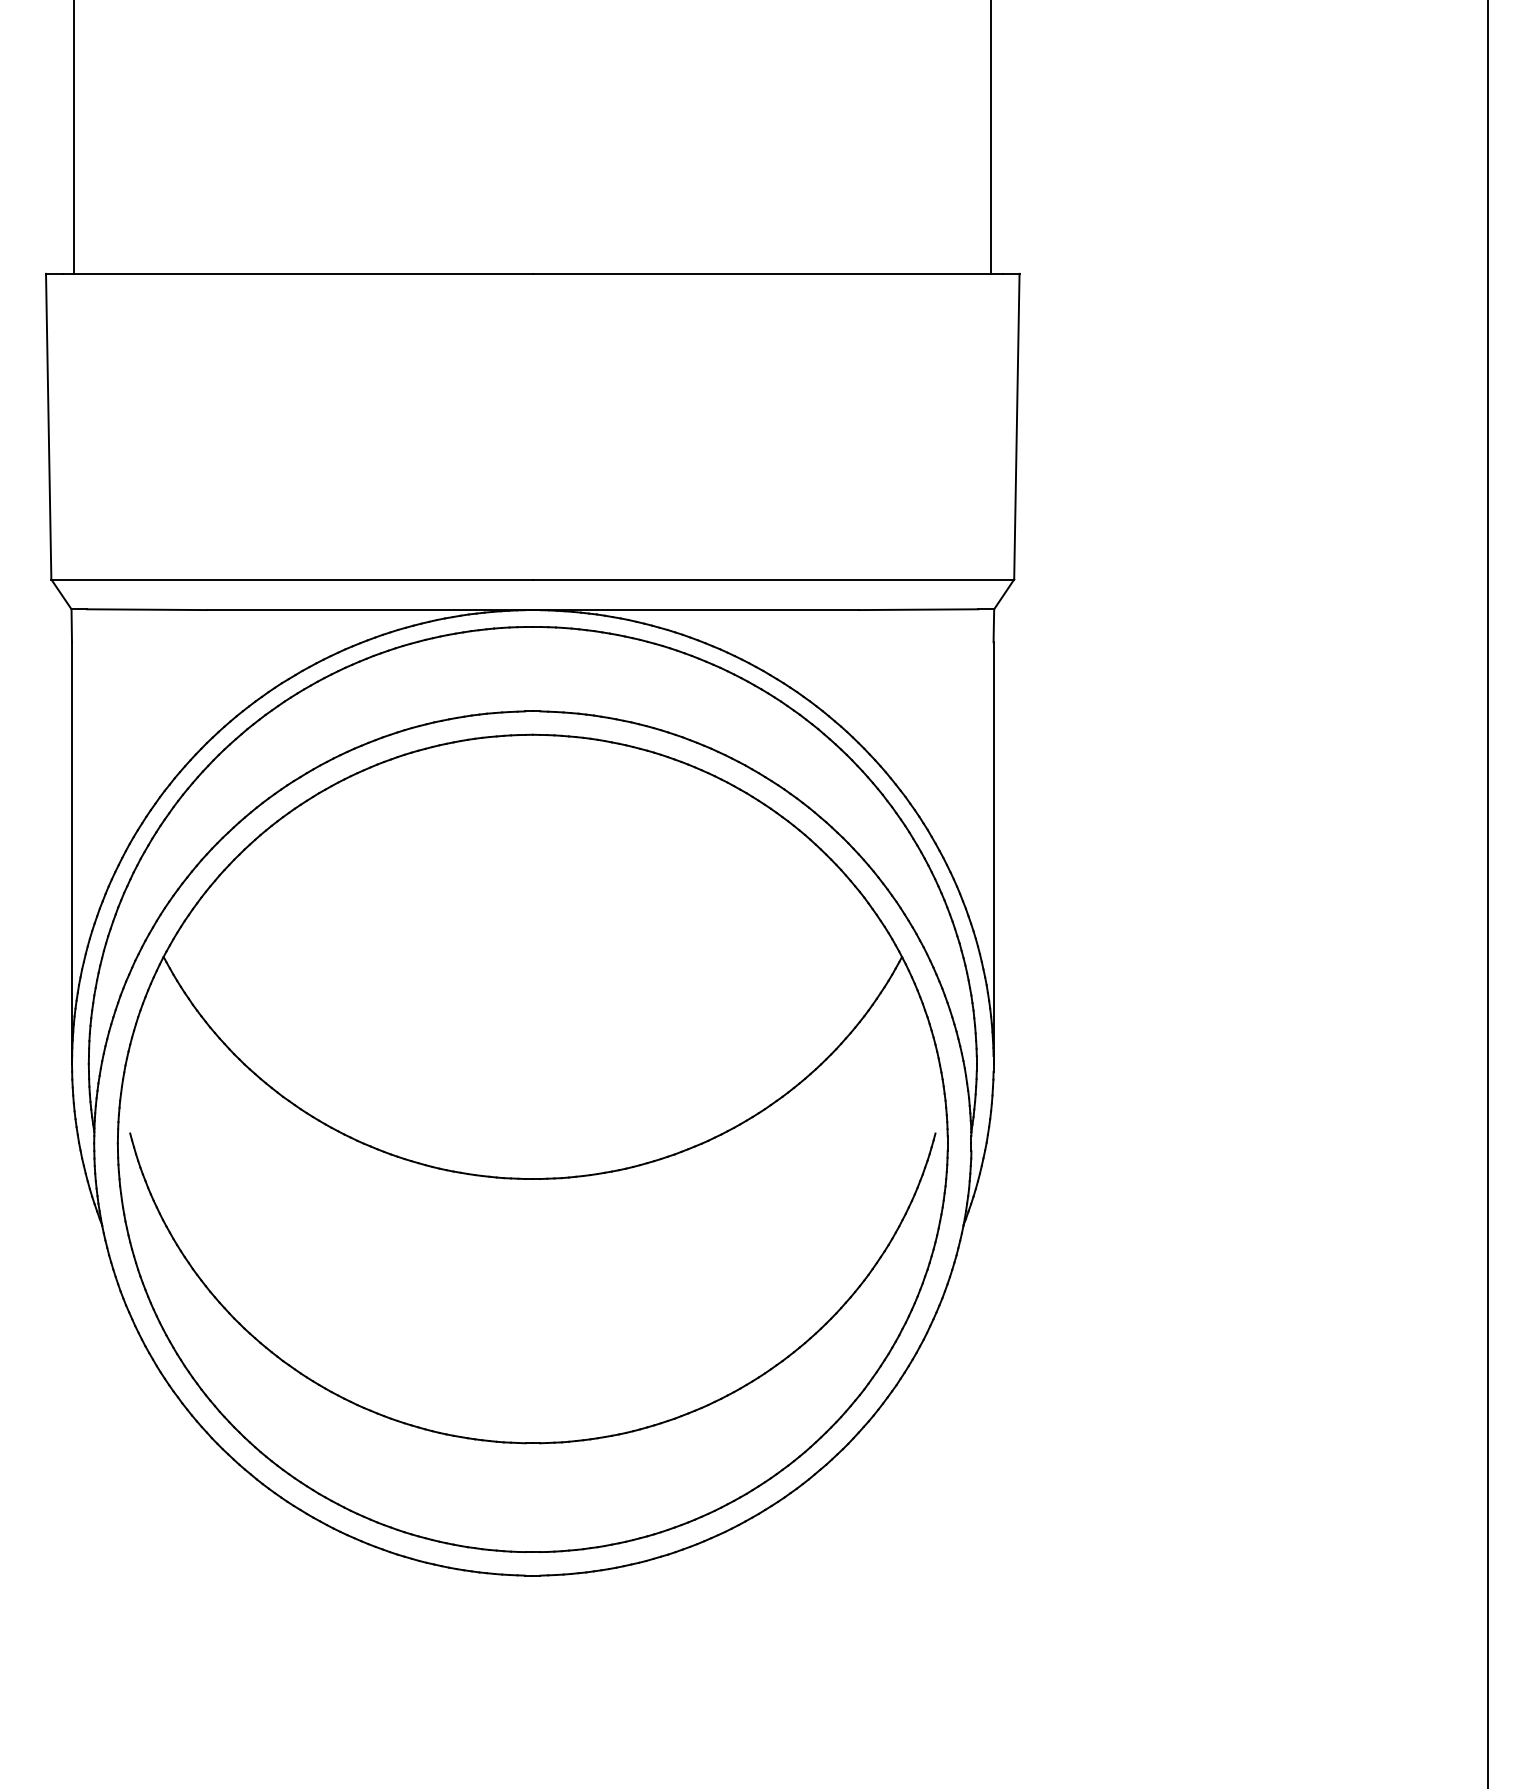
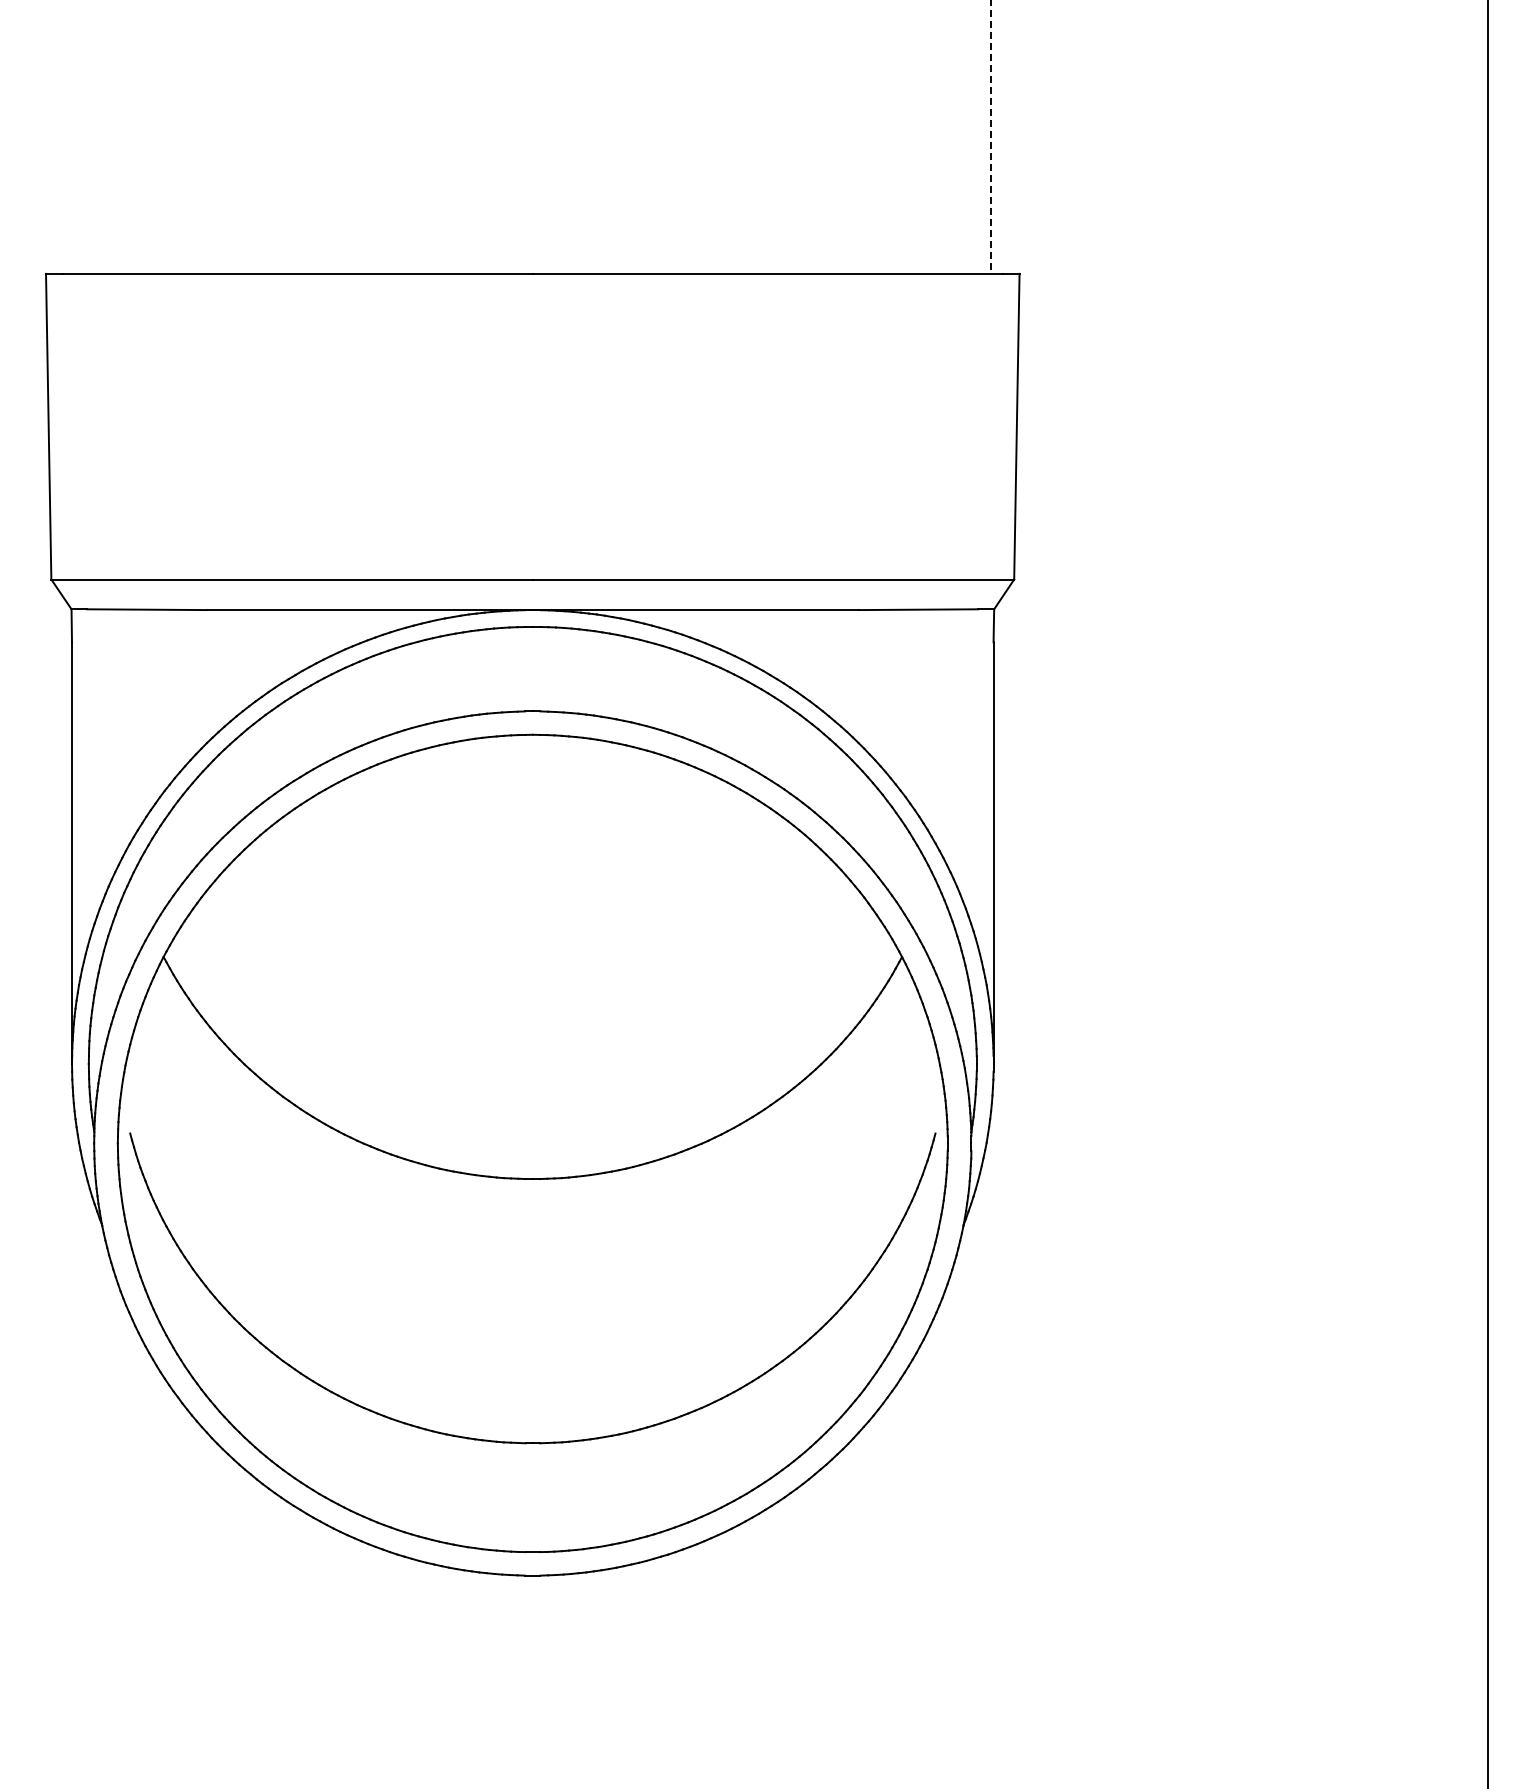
line: present -> none (74, 137)
line: solid -> dashed (991, 137)
